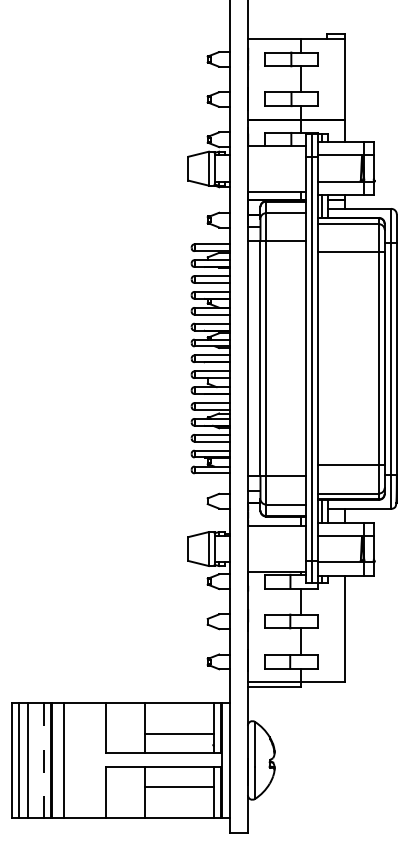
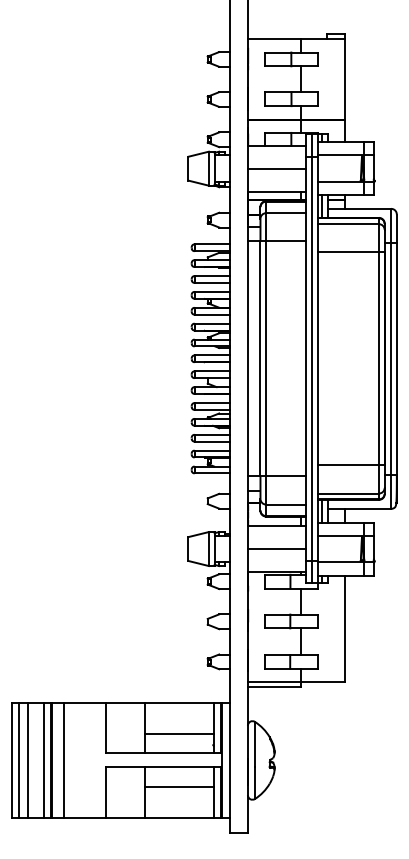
line: none -> present (276, 168)
line: none -> present (276, 549)
line: dashed -> solid (44, 760)
